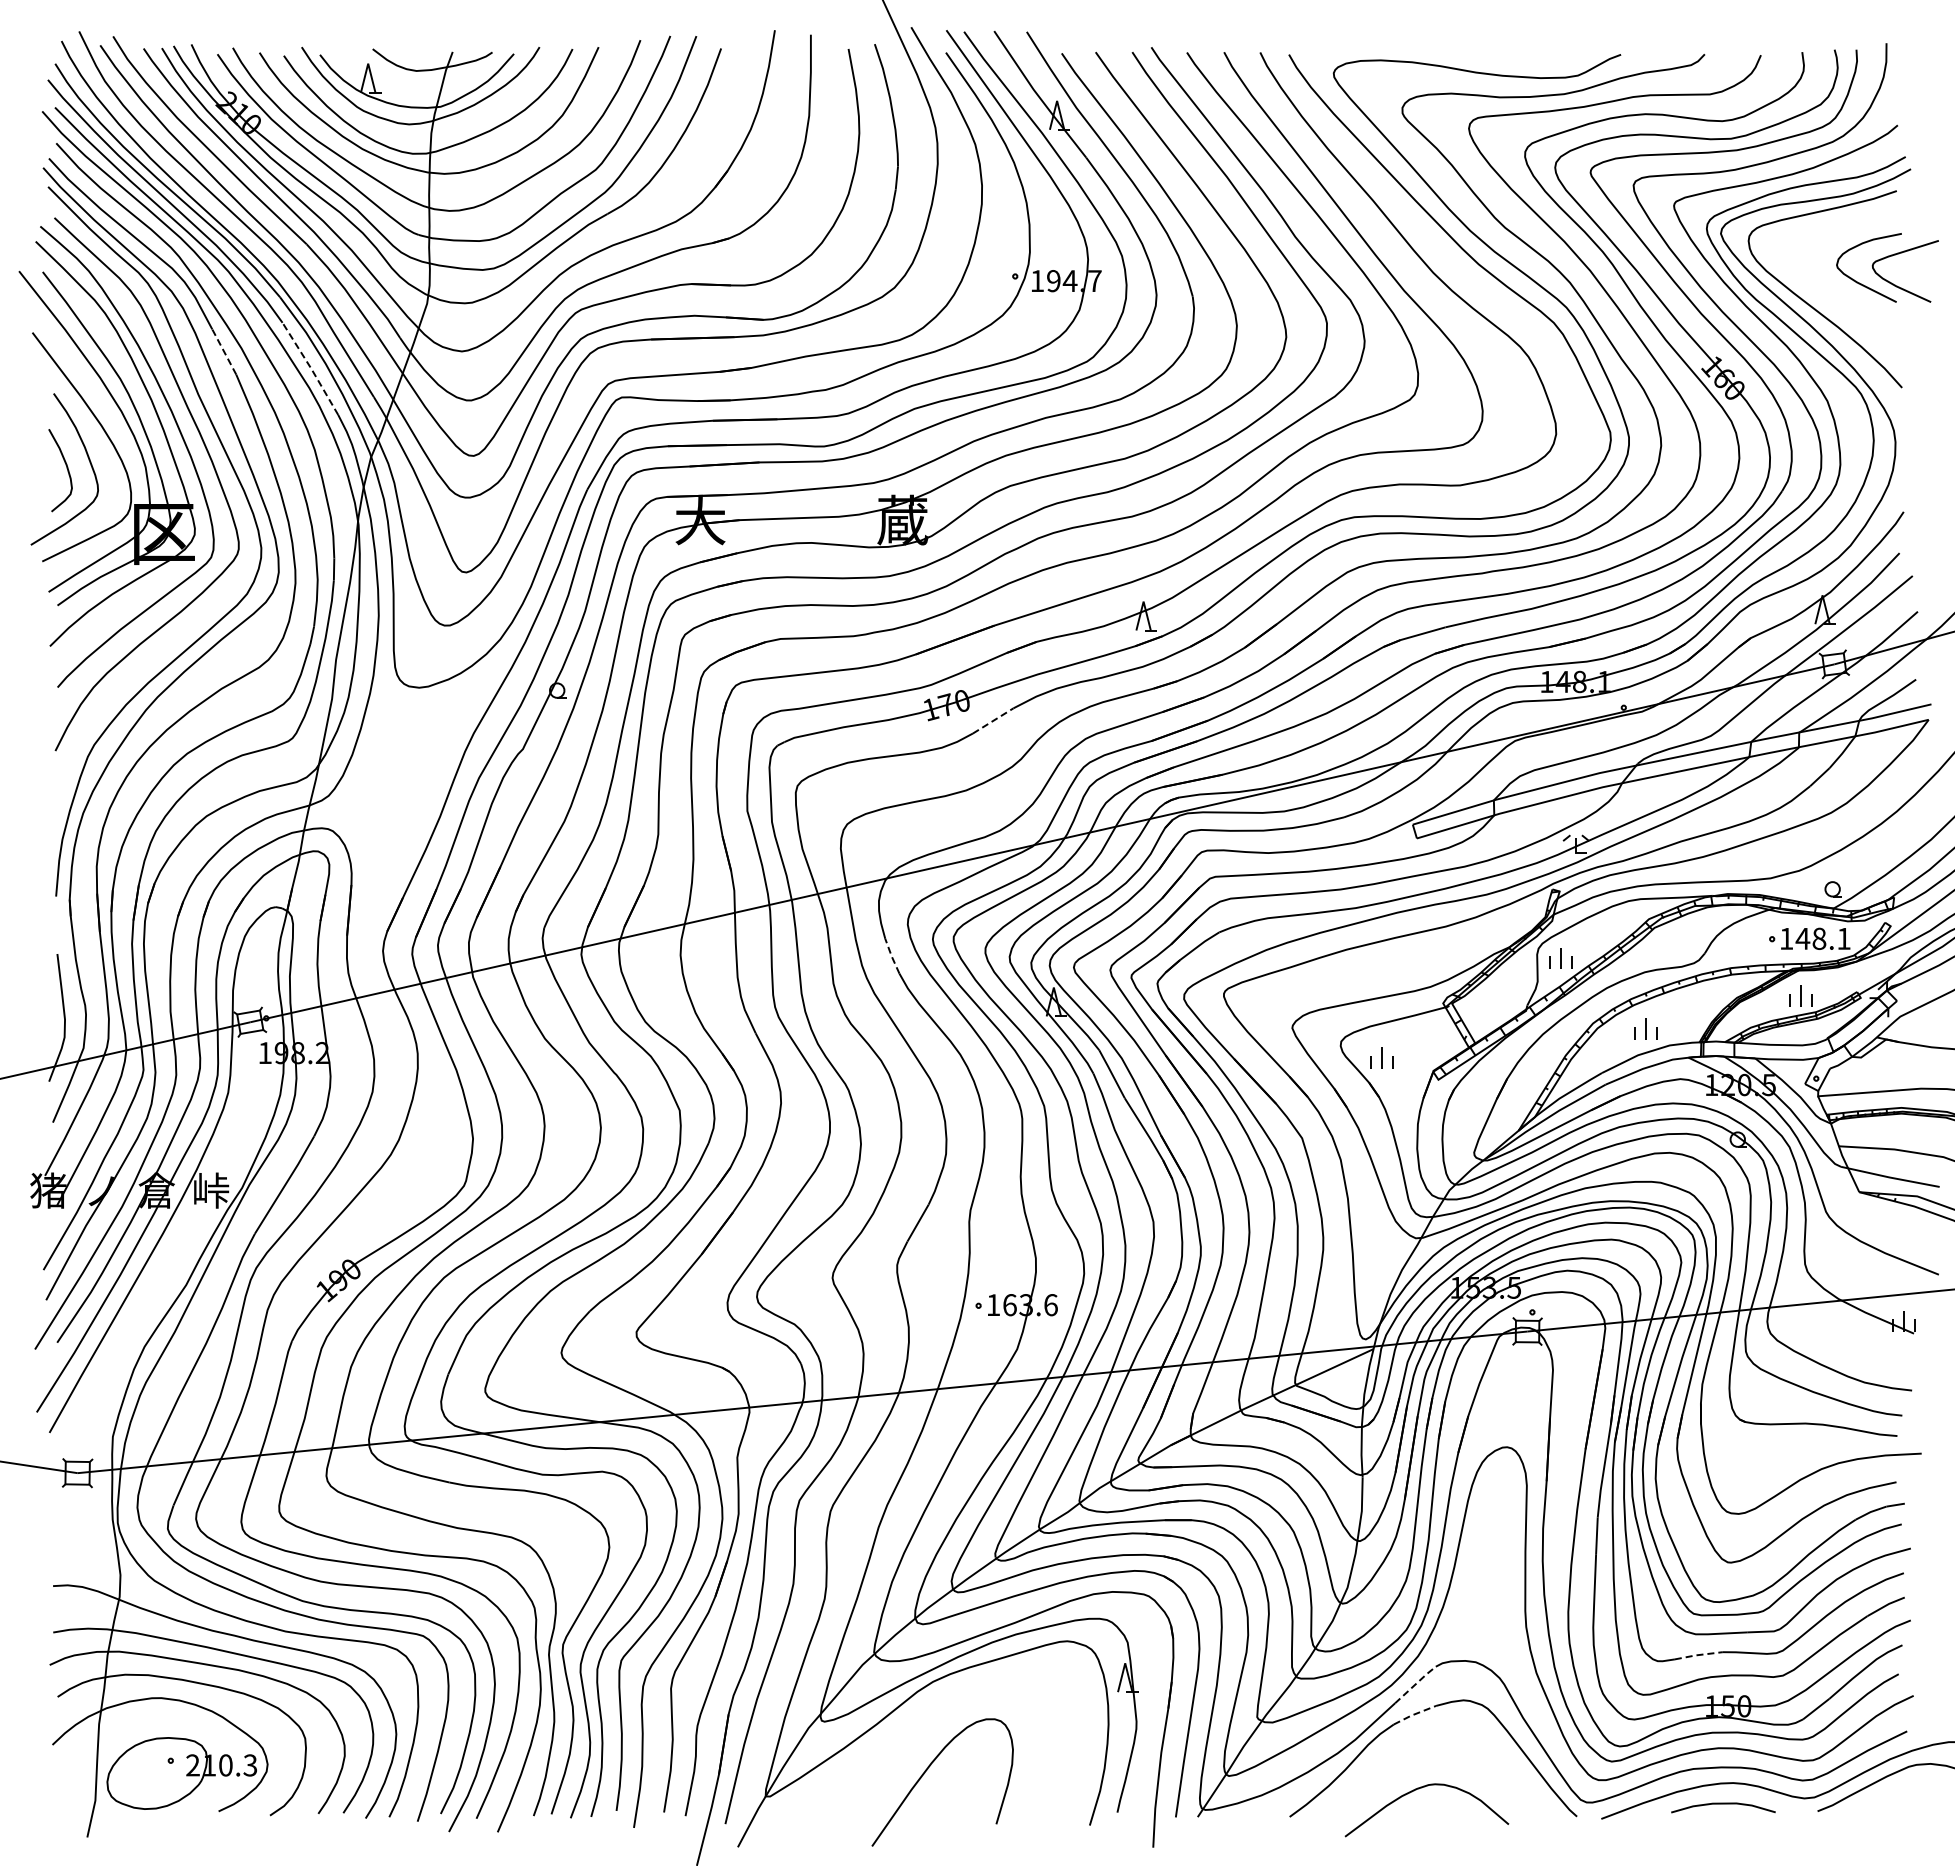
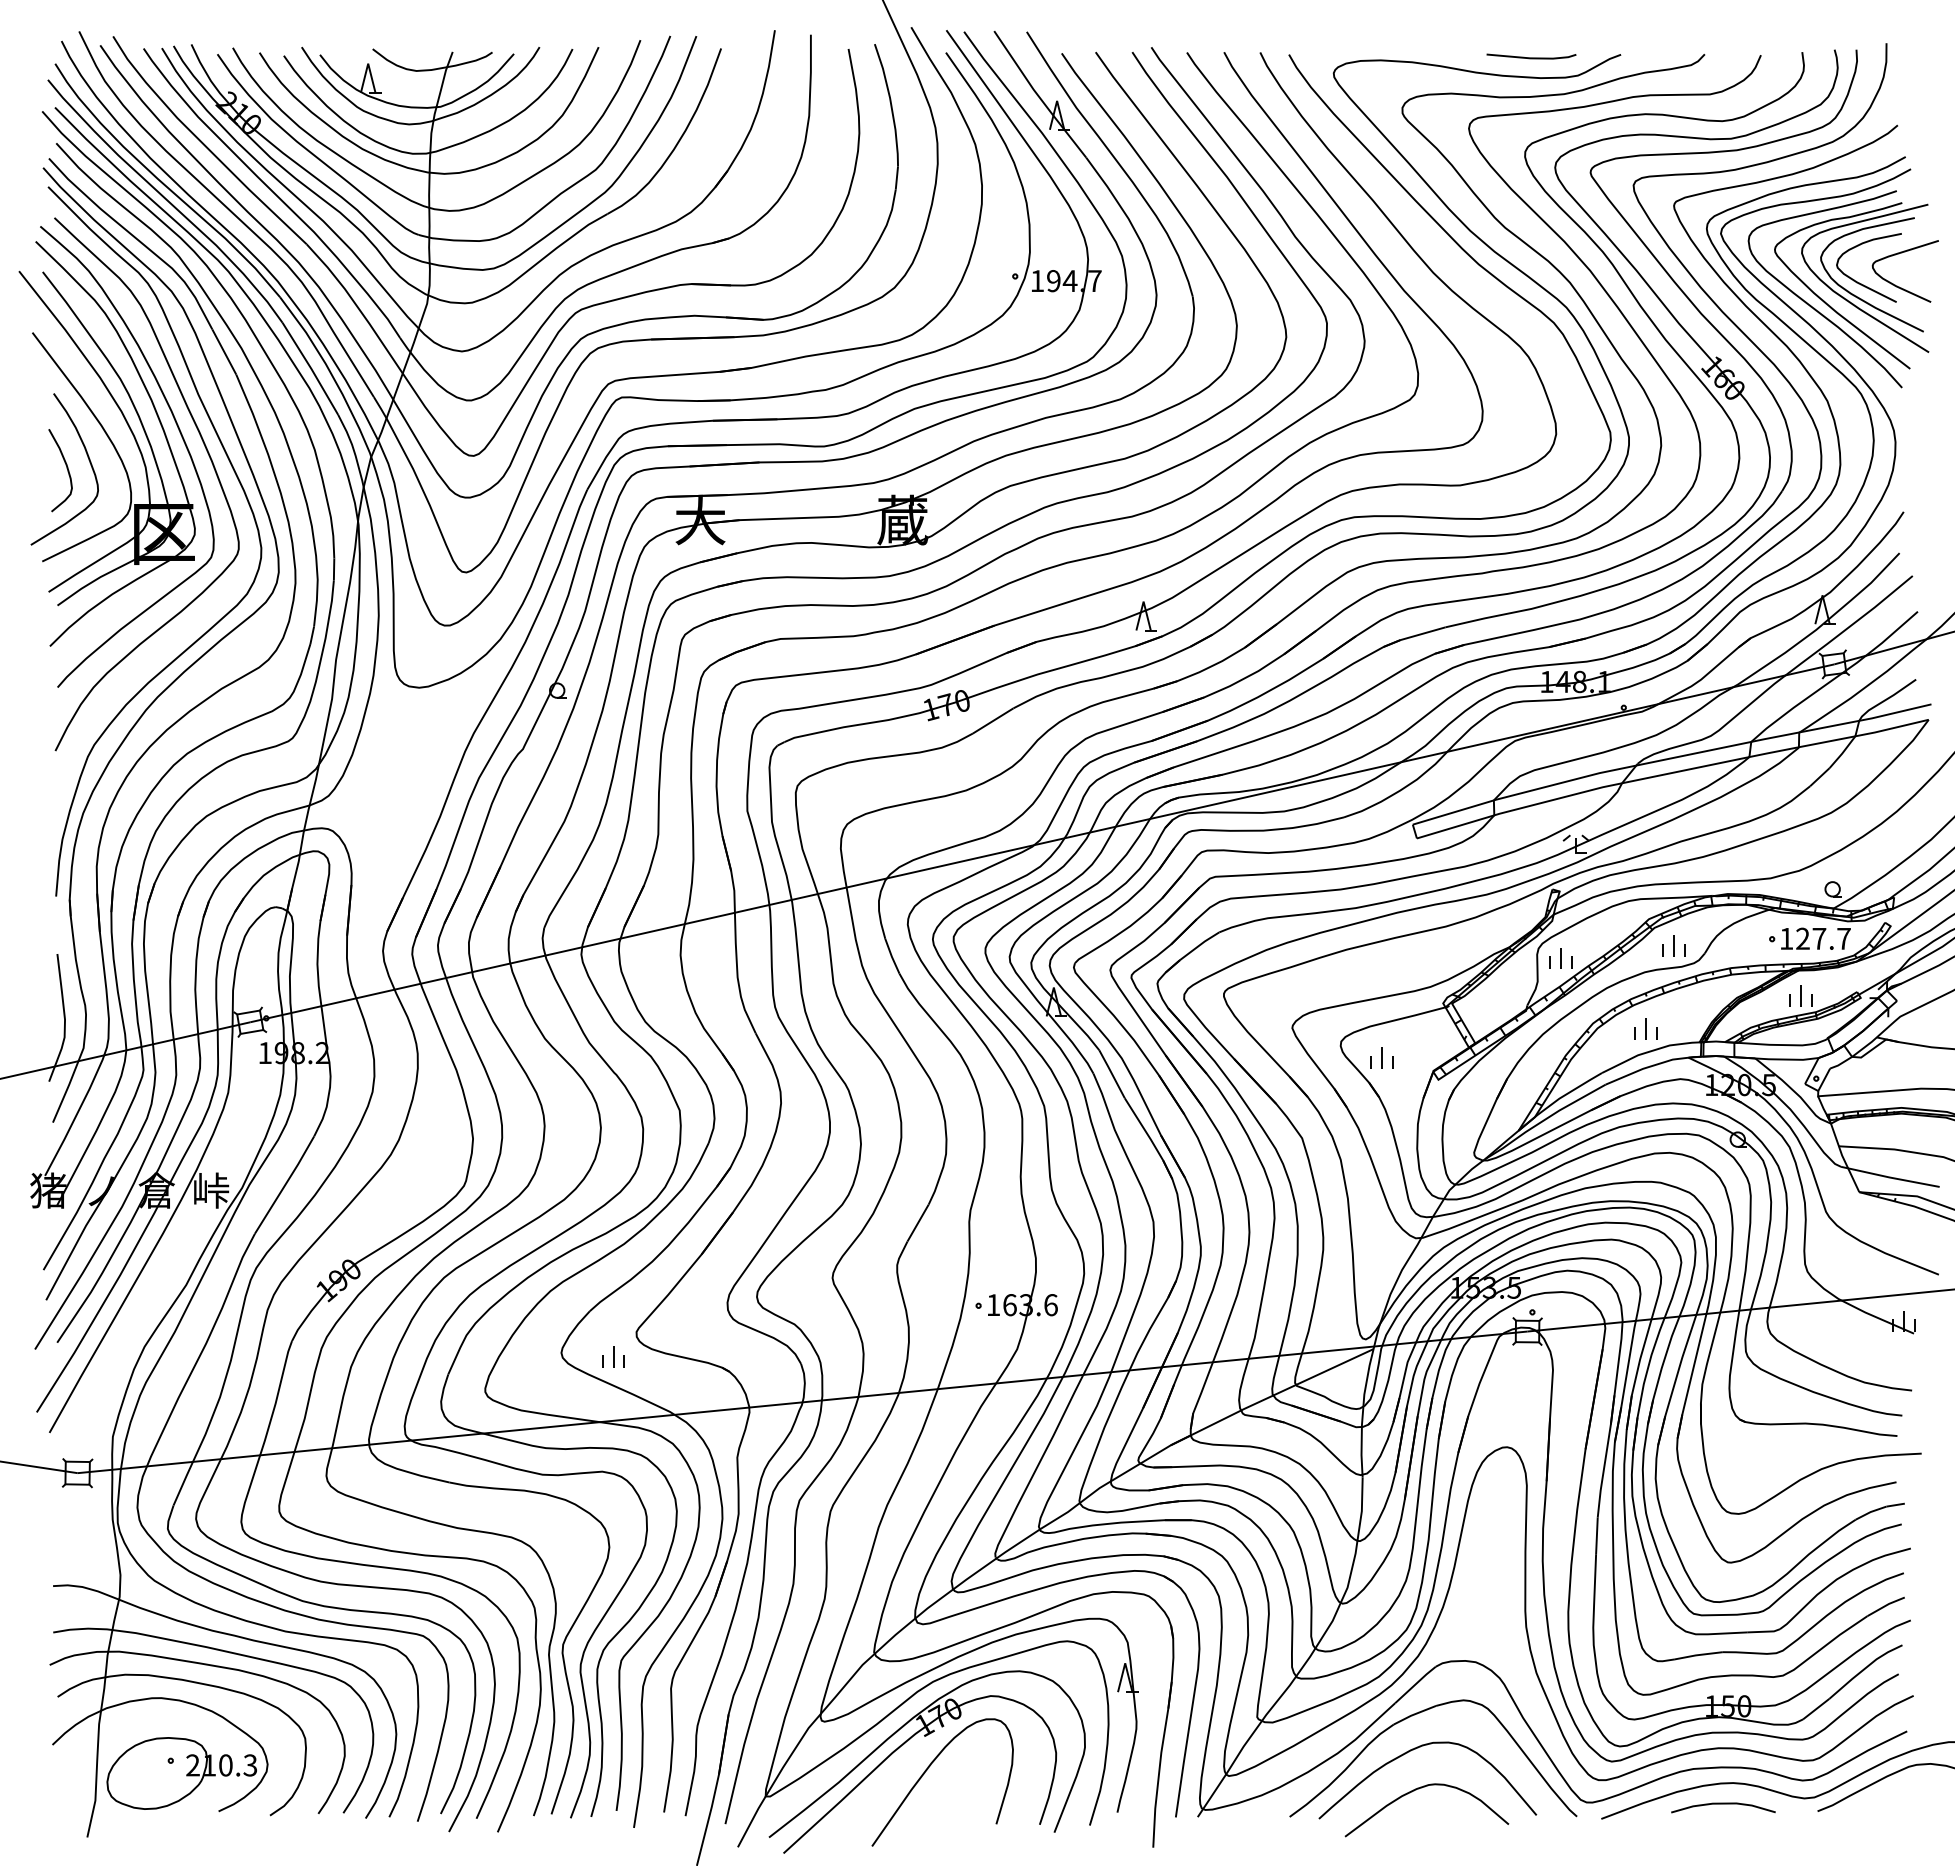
line: none -> present (1531, 57)
part: none -> present (1851, 285)
line: dashed -> solid (224, 352)
line: dashed -> solid (311, 369)
line: dashed -> solid (993, 720)
text: 148.1 -> 127.7 (1822, 938)
part: none -> present (1673, 945)
line: dashed -> solid (891, 956)
part: none -> present (613, 1356)
line: dashed -> solid (1698, 1655)
line: dashed -> solid (1415, 1684)
line: dashed -> solid (1413, 1714)
part: none -> present (926, 1736)
curve: none -> present (1413, 1750)
